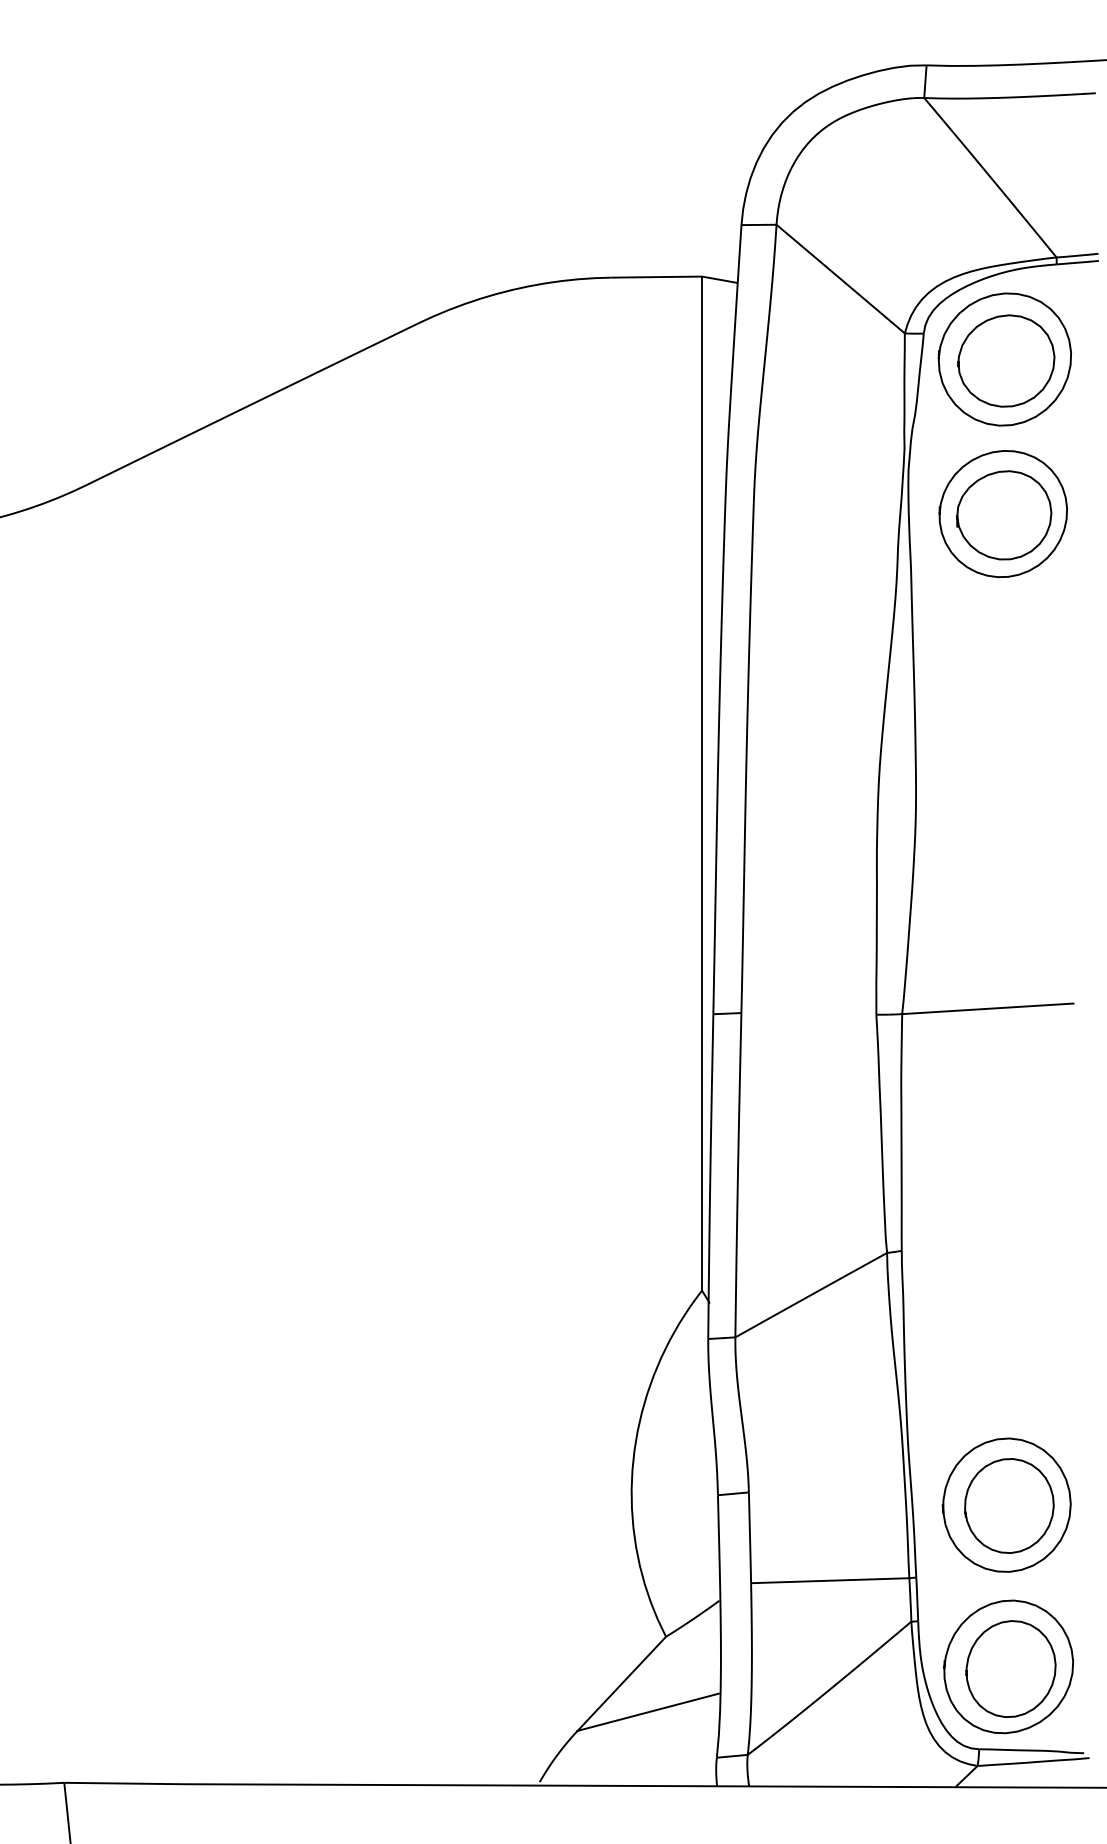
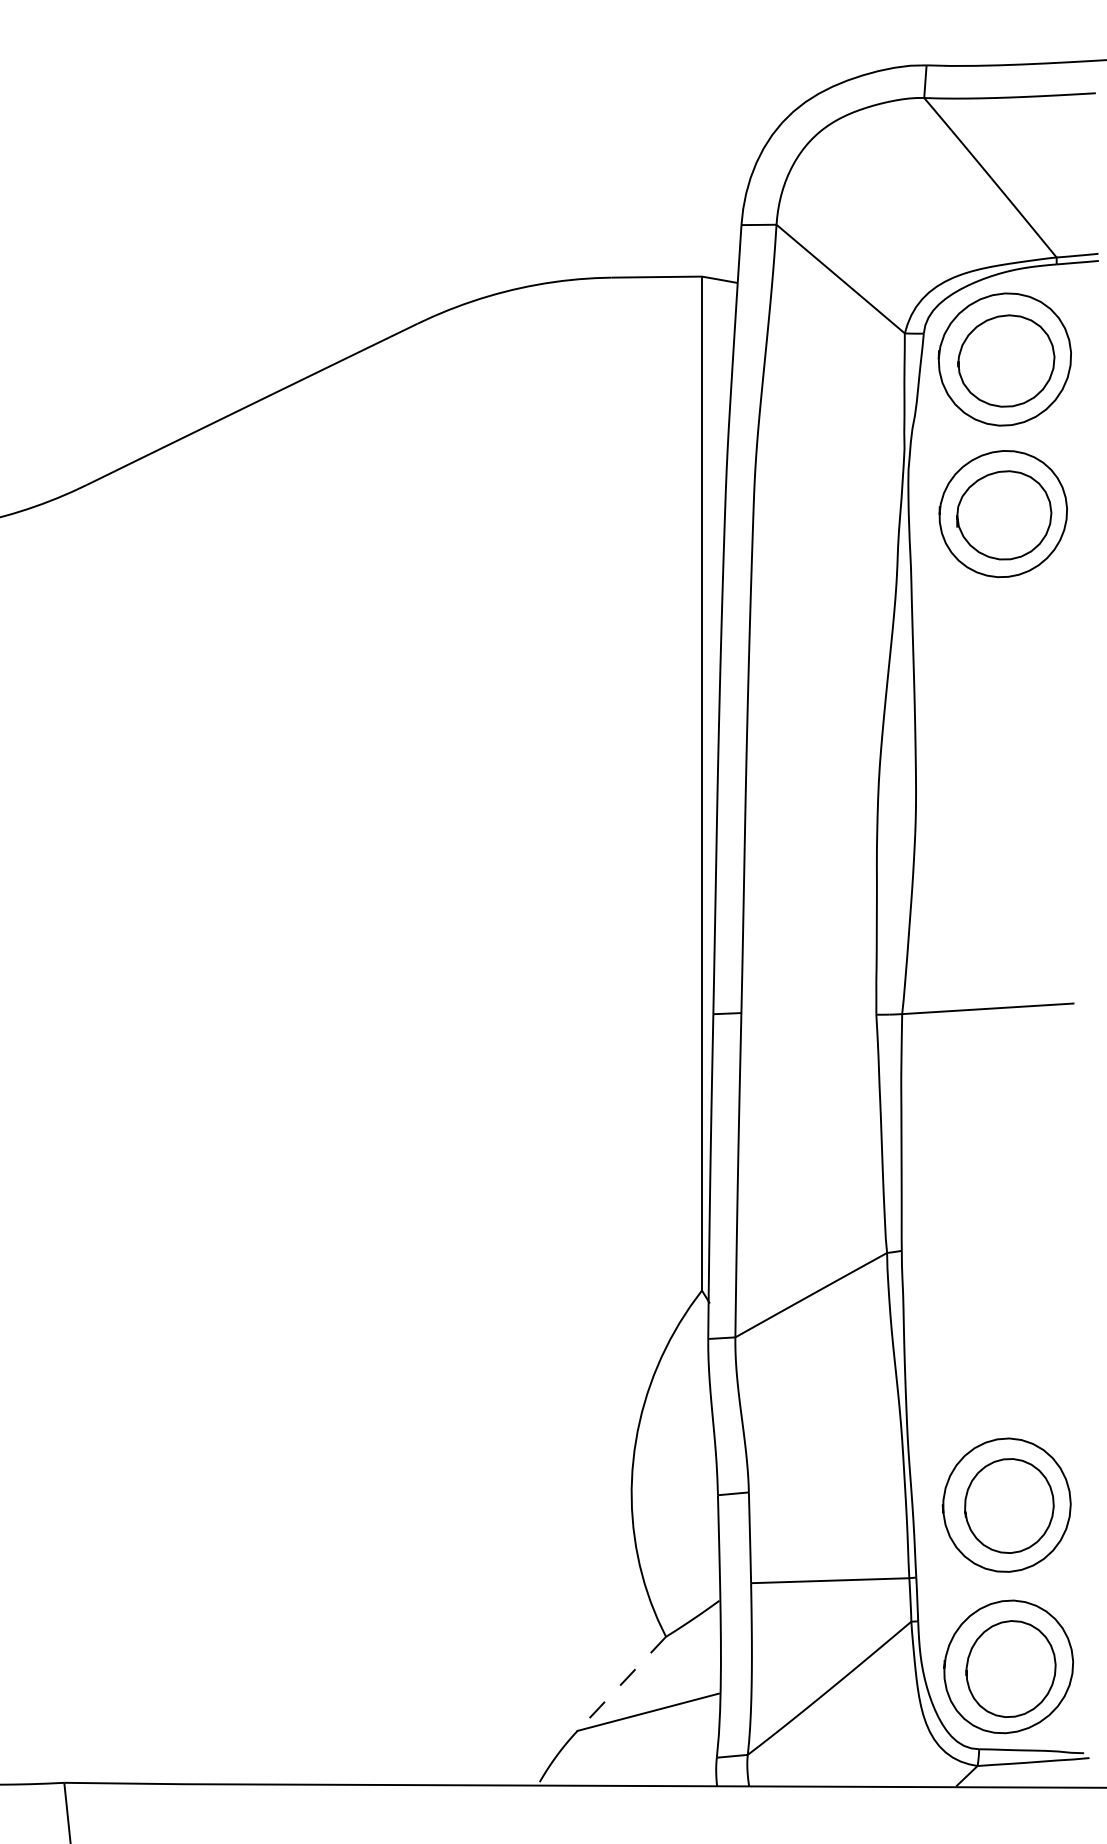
line: solid -> dashed (621, 1683)
